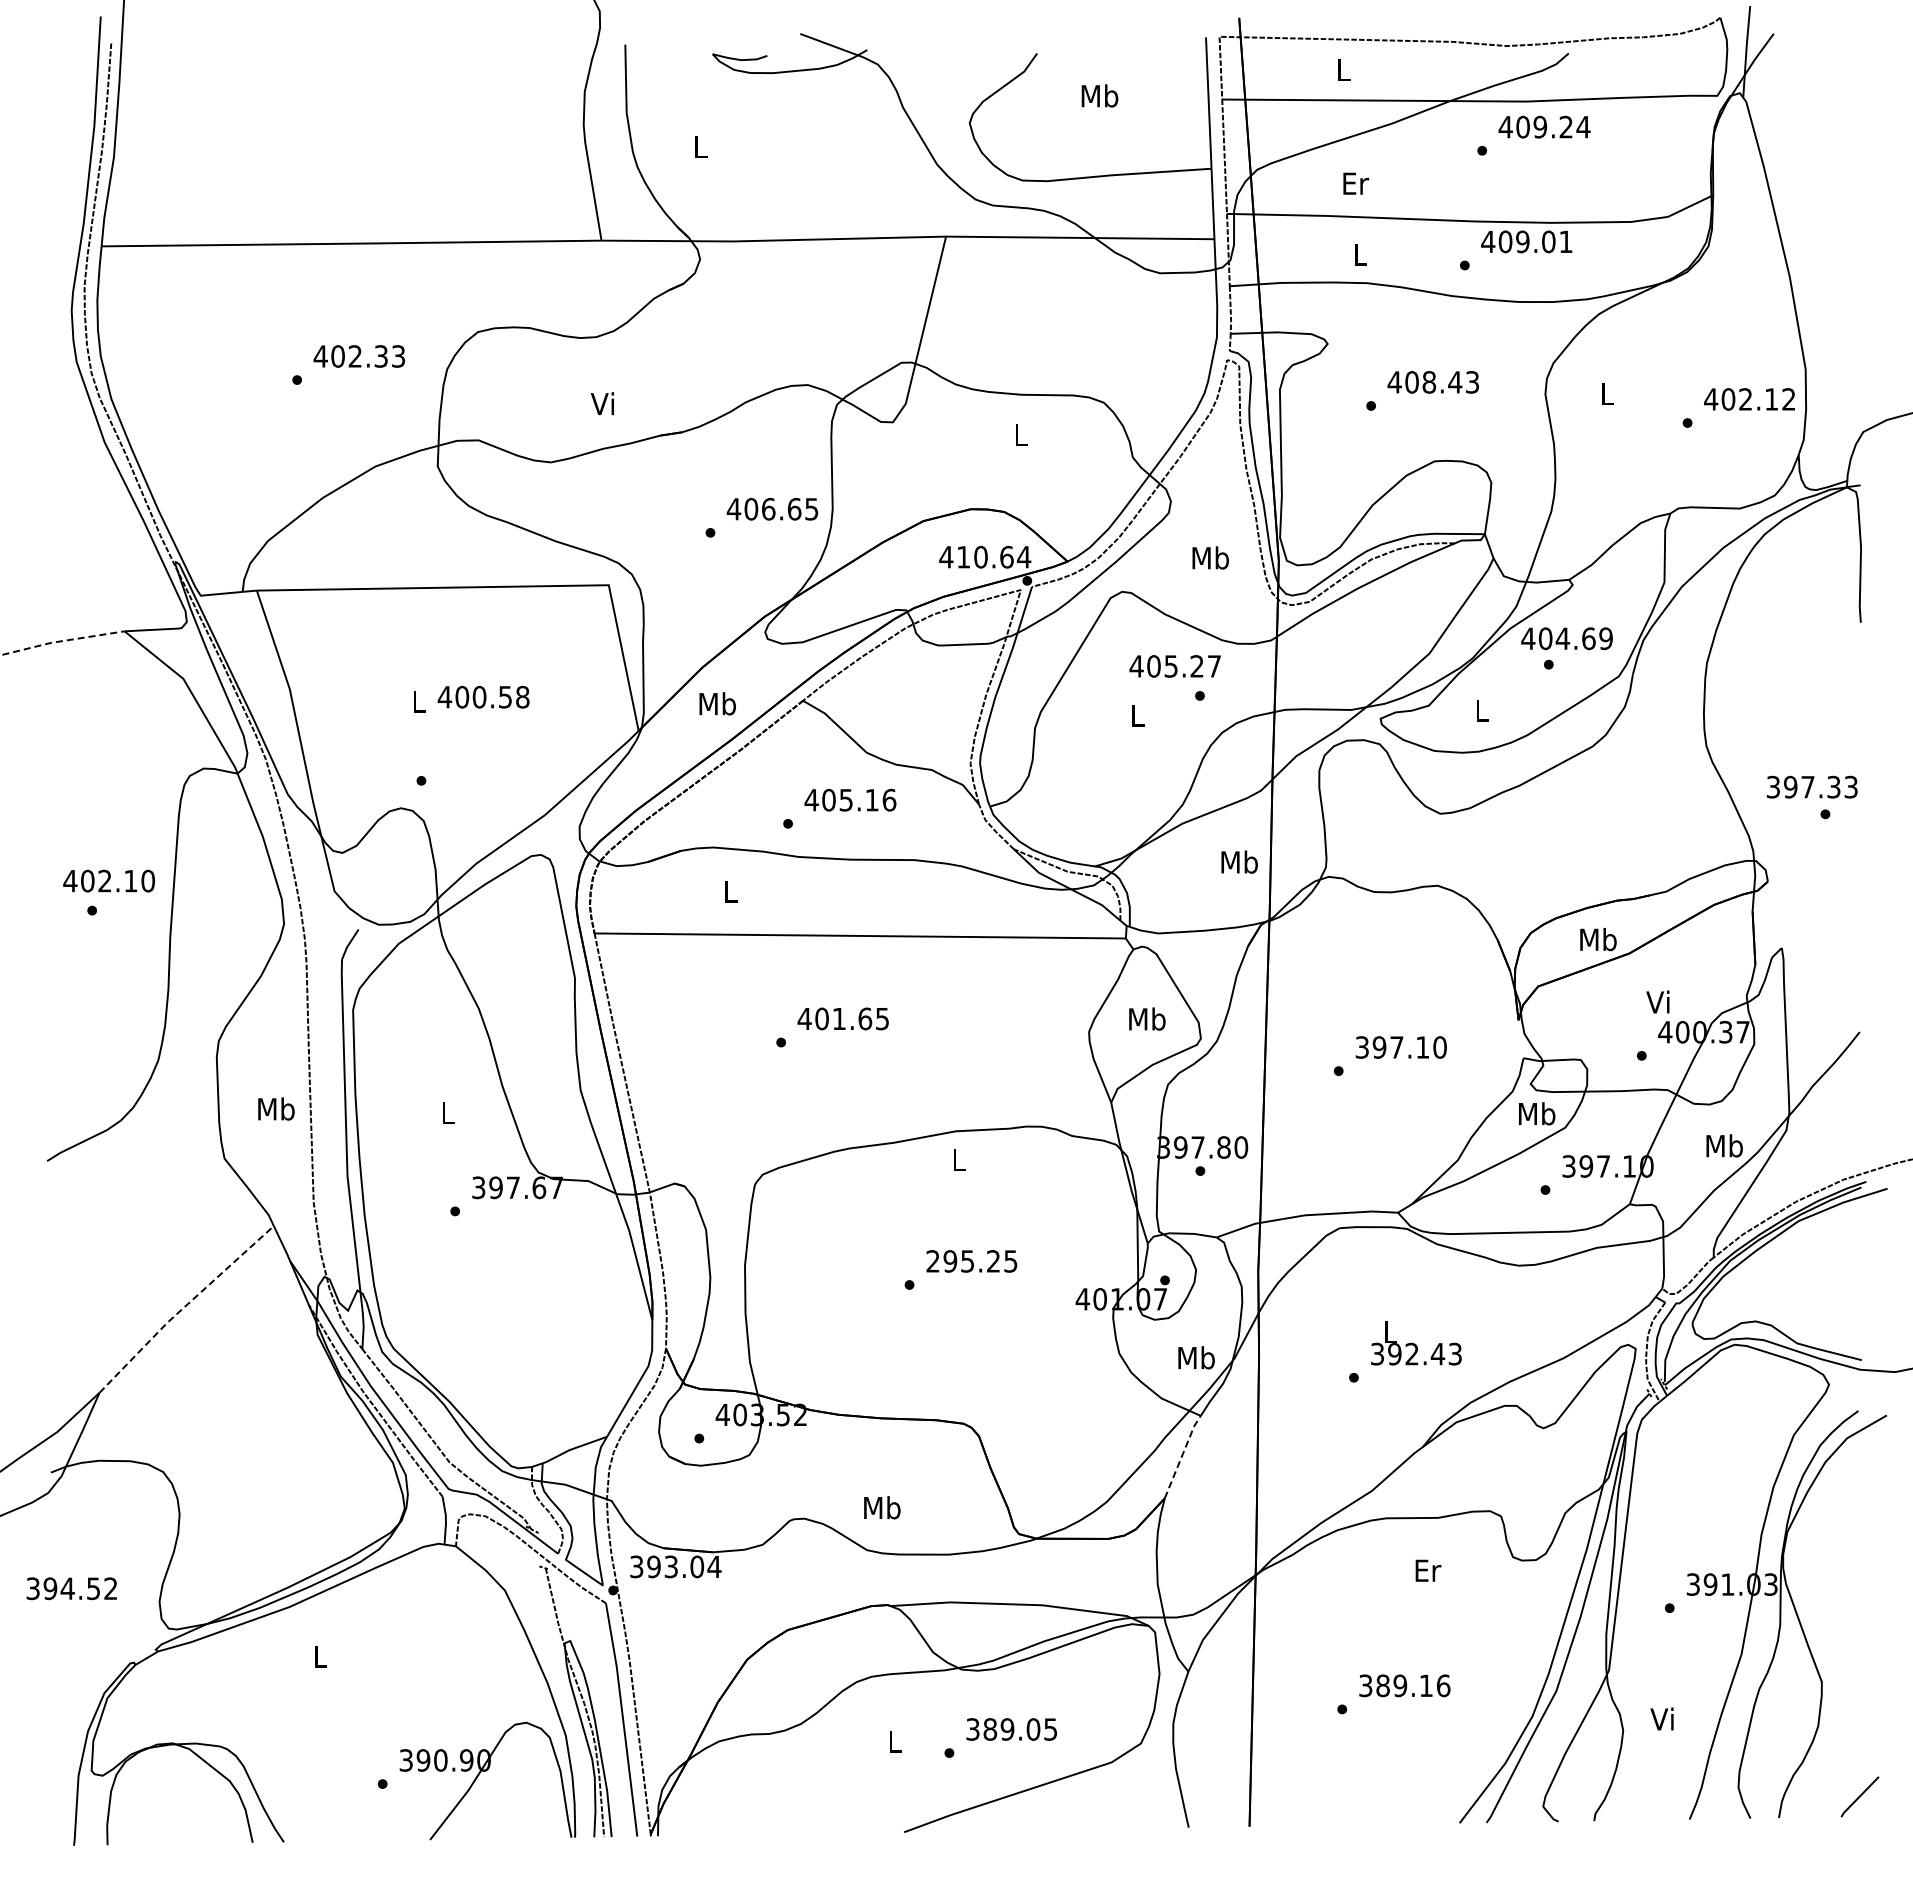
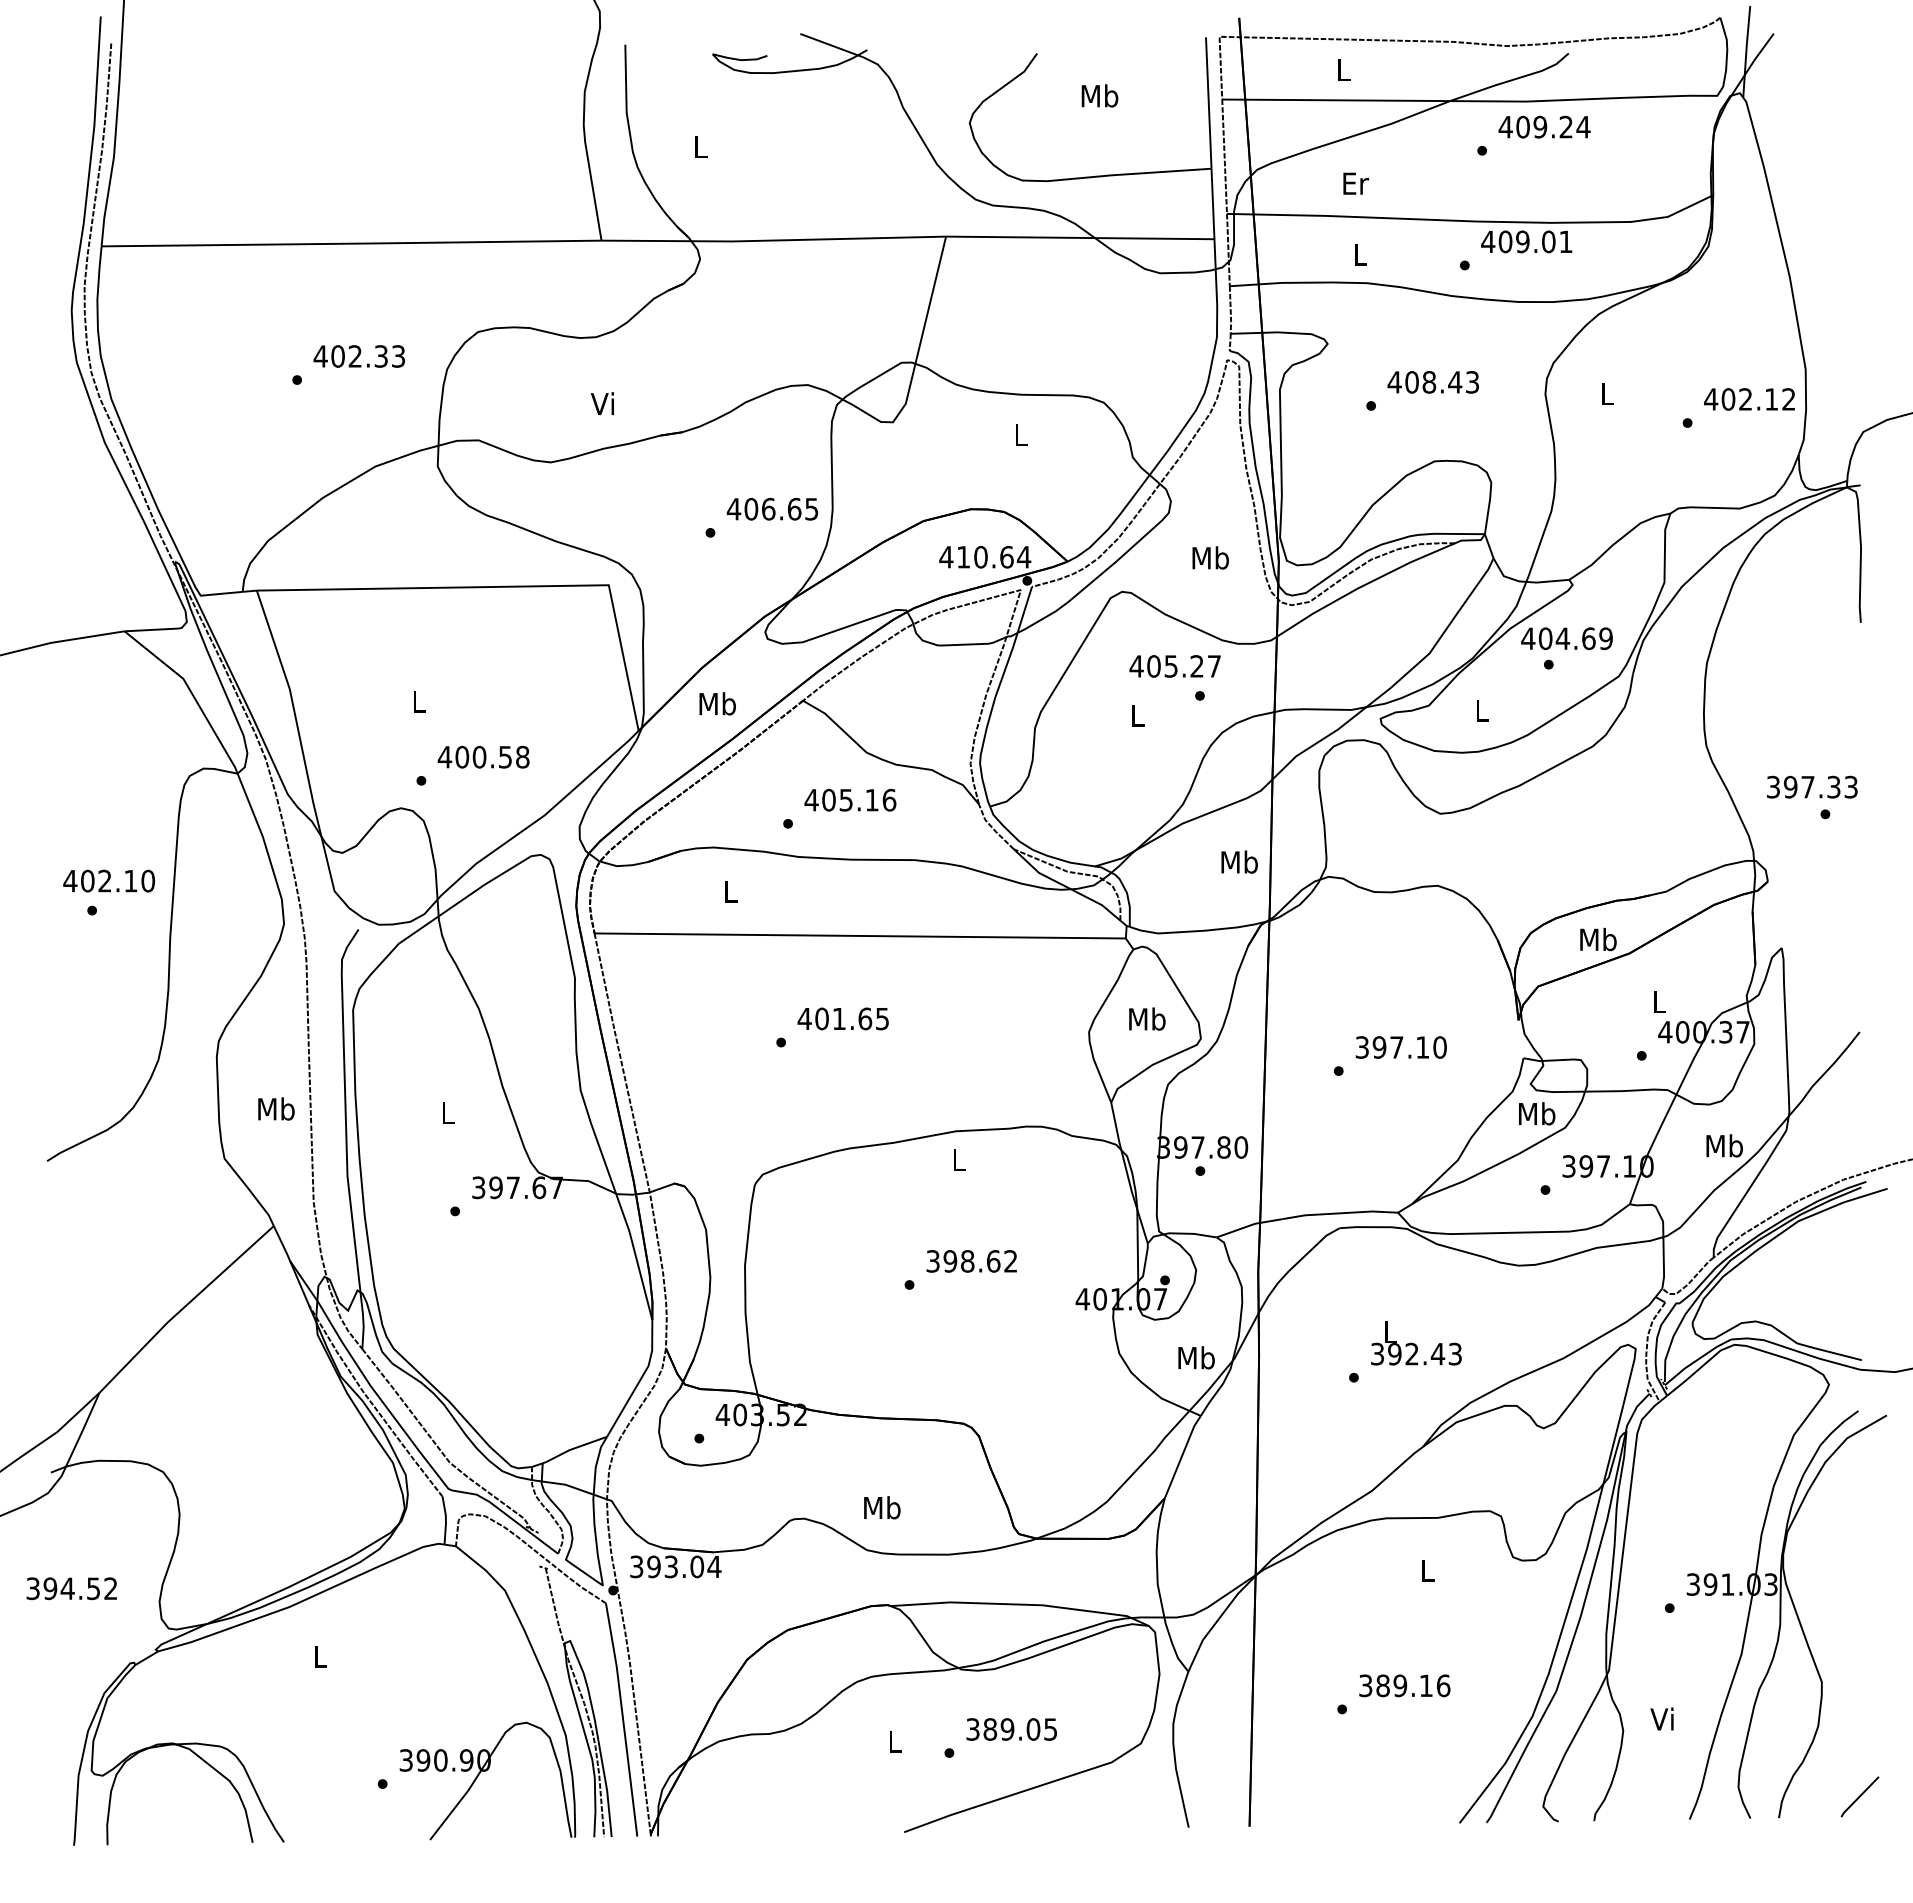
line: dashed -> solid (61, 641)
text position: (483, 696) -> (483, 756) (483, 756)
text: Vi -> L (1657, 1001)
text: 295.25 -> 398.62 (971, 1261)
line: dashed -> solid (184, 1307)
line: dashed -> solid (1182, 1455)
text: Er -> L (1428, 1570)
